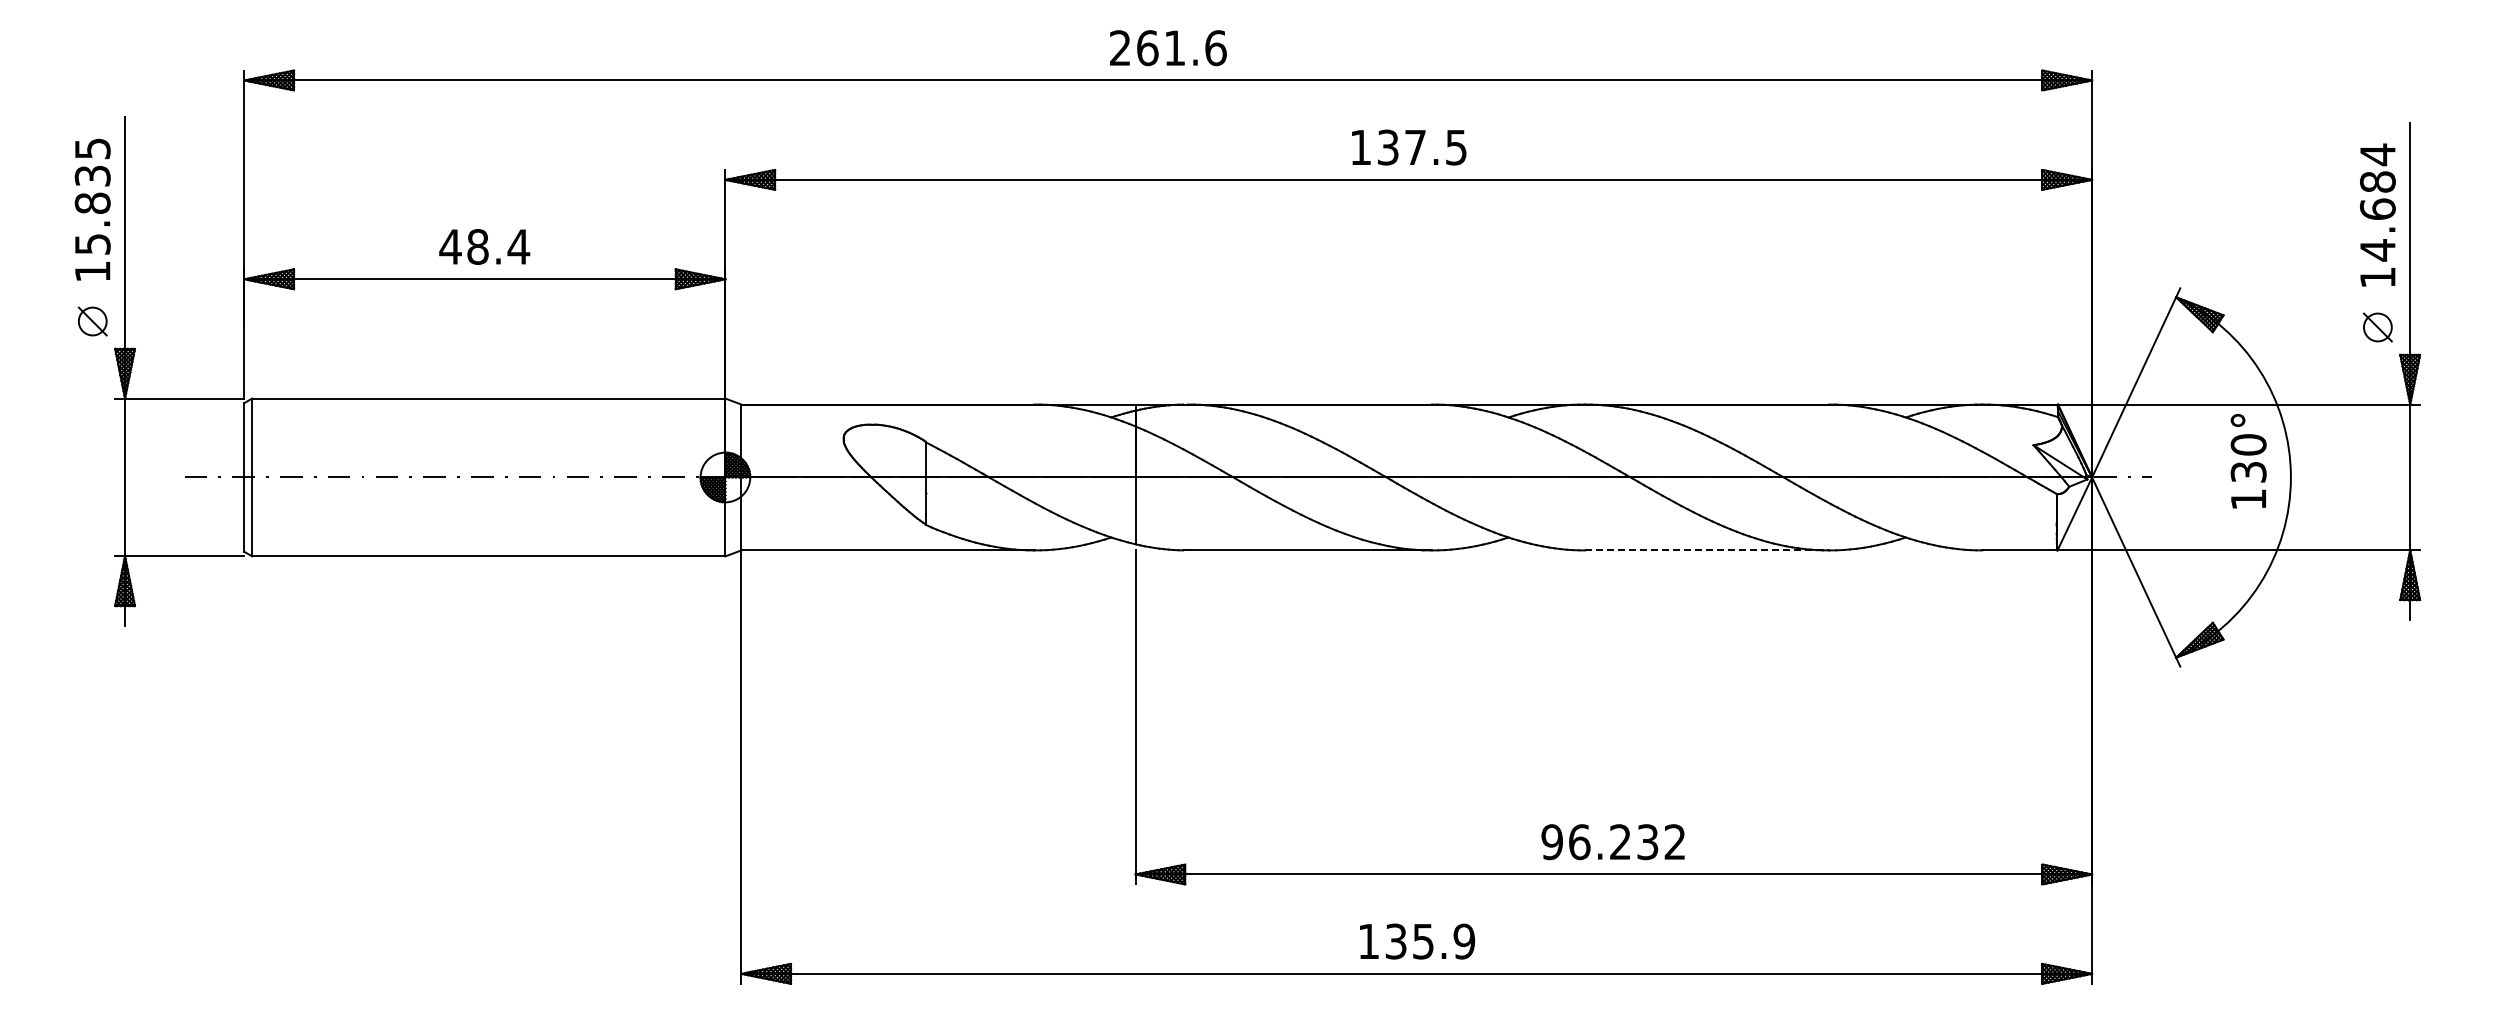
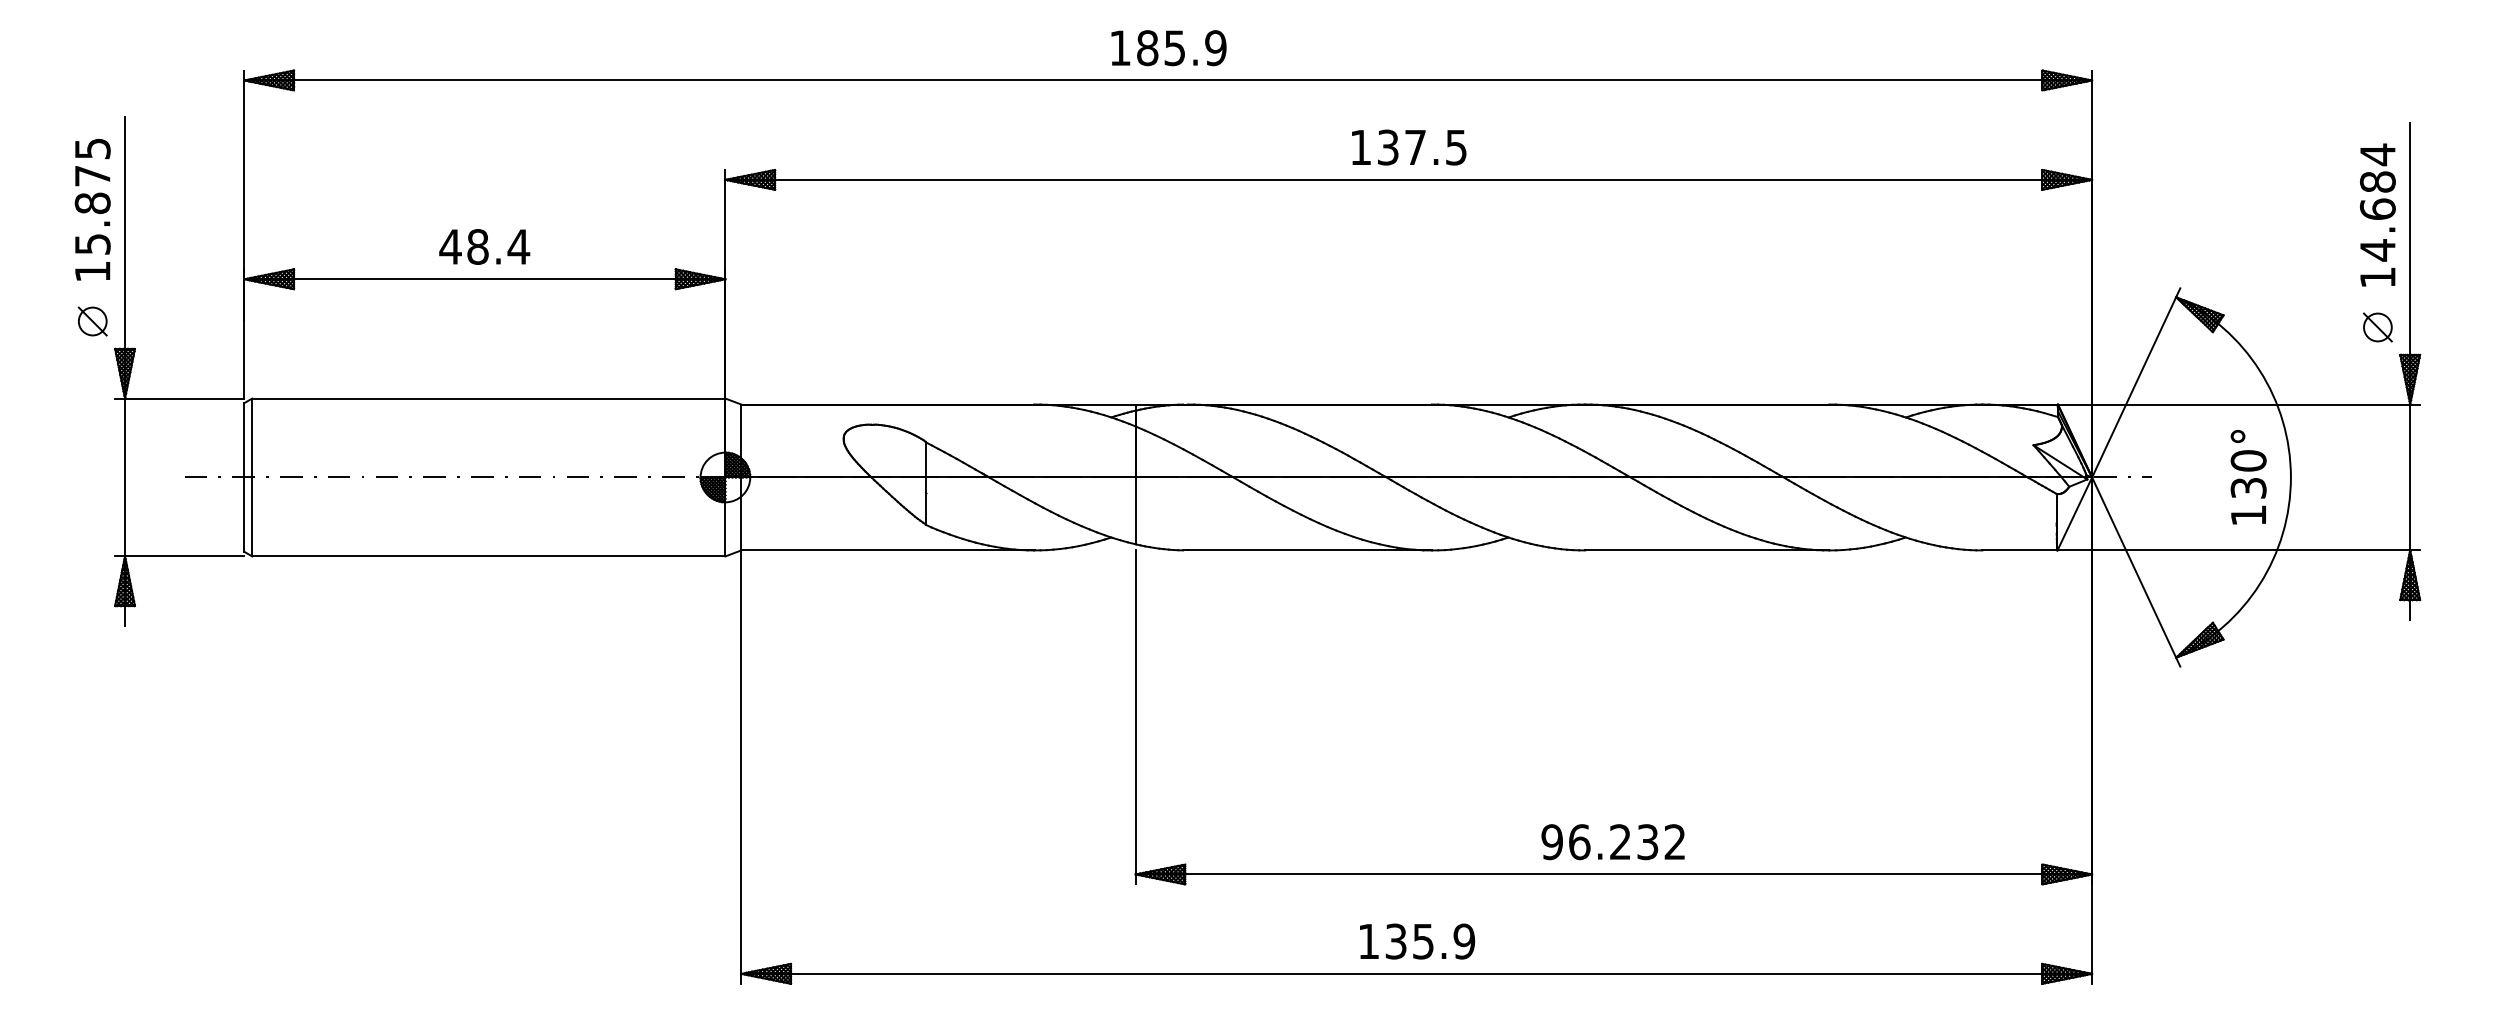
text: 261.6 -> 185.9 (1168, 48)
text: 15.835 -> 15.875 (92, 175)
text position: (2248, 461) -> (2248, 477) (2248, 477)
line: dashed -> solid (1707, 550)
